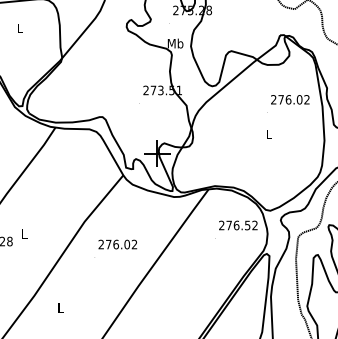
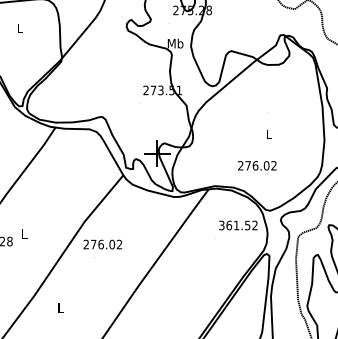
text position: (290, 99) -> (257, 165) (257, 165)
text: 276.52 -> 361.52 (229, 225)
text position: (117, 244) -> (102, 244) (102, 244)
